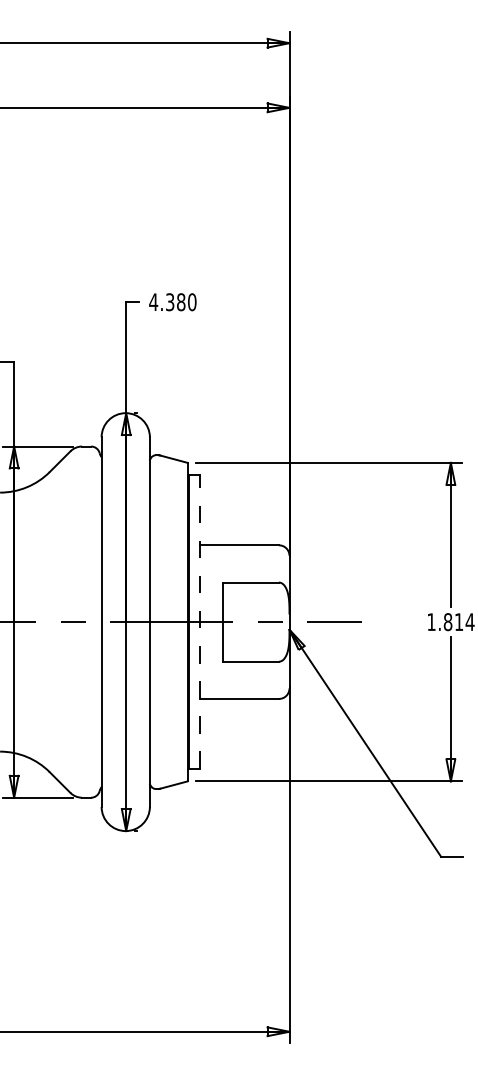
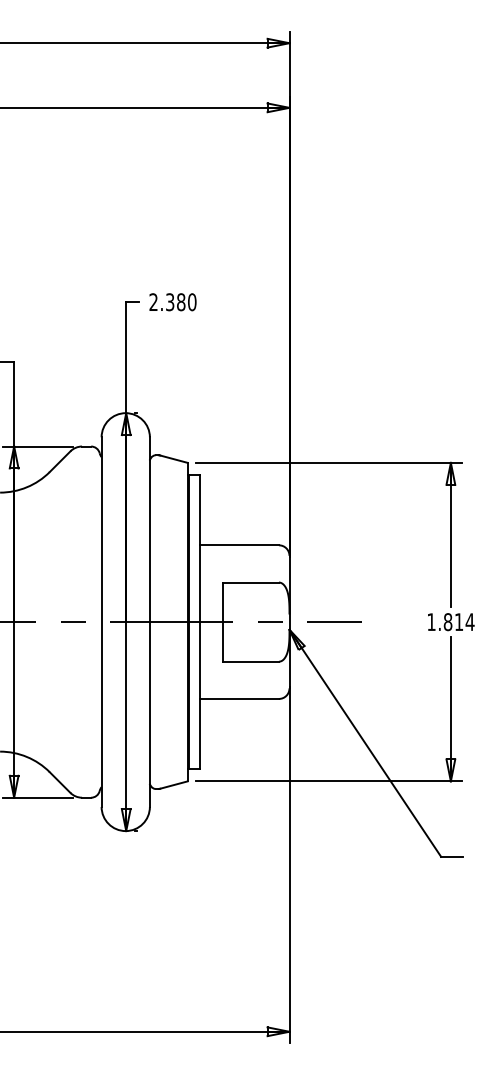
text: 4.380 -> 2.380 (153, 301)
line: dashed -> solid (200, 622)
